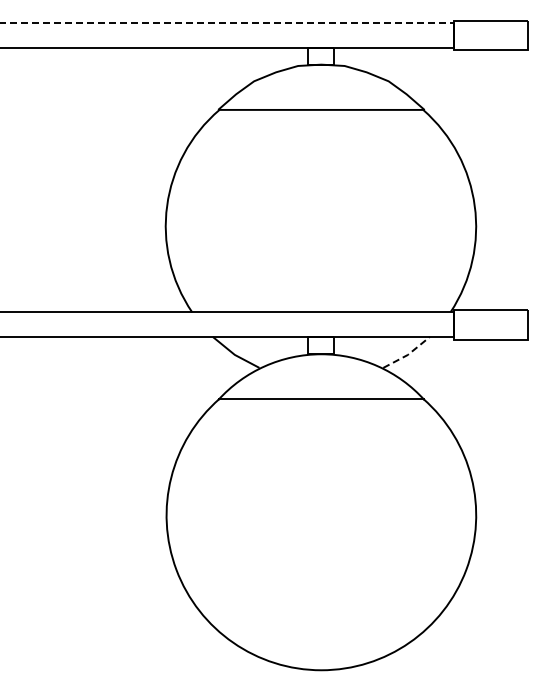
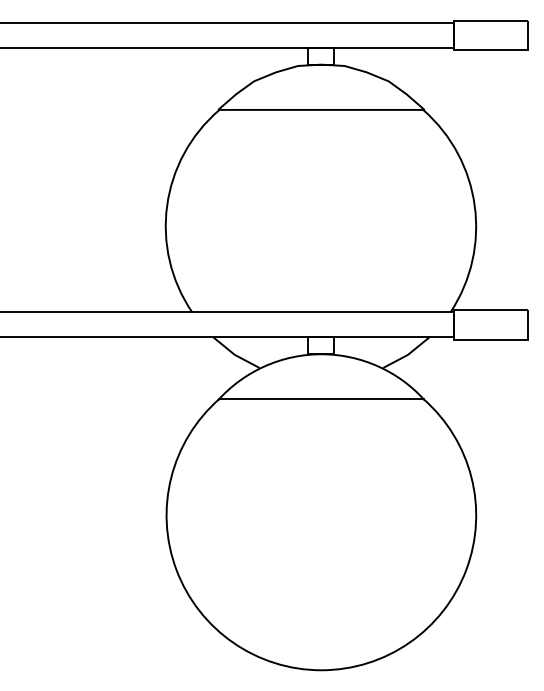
line: dashed -> solid (240, 23)
line: dashed -> solid (407, 354)
